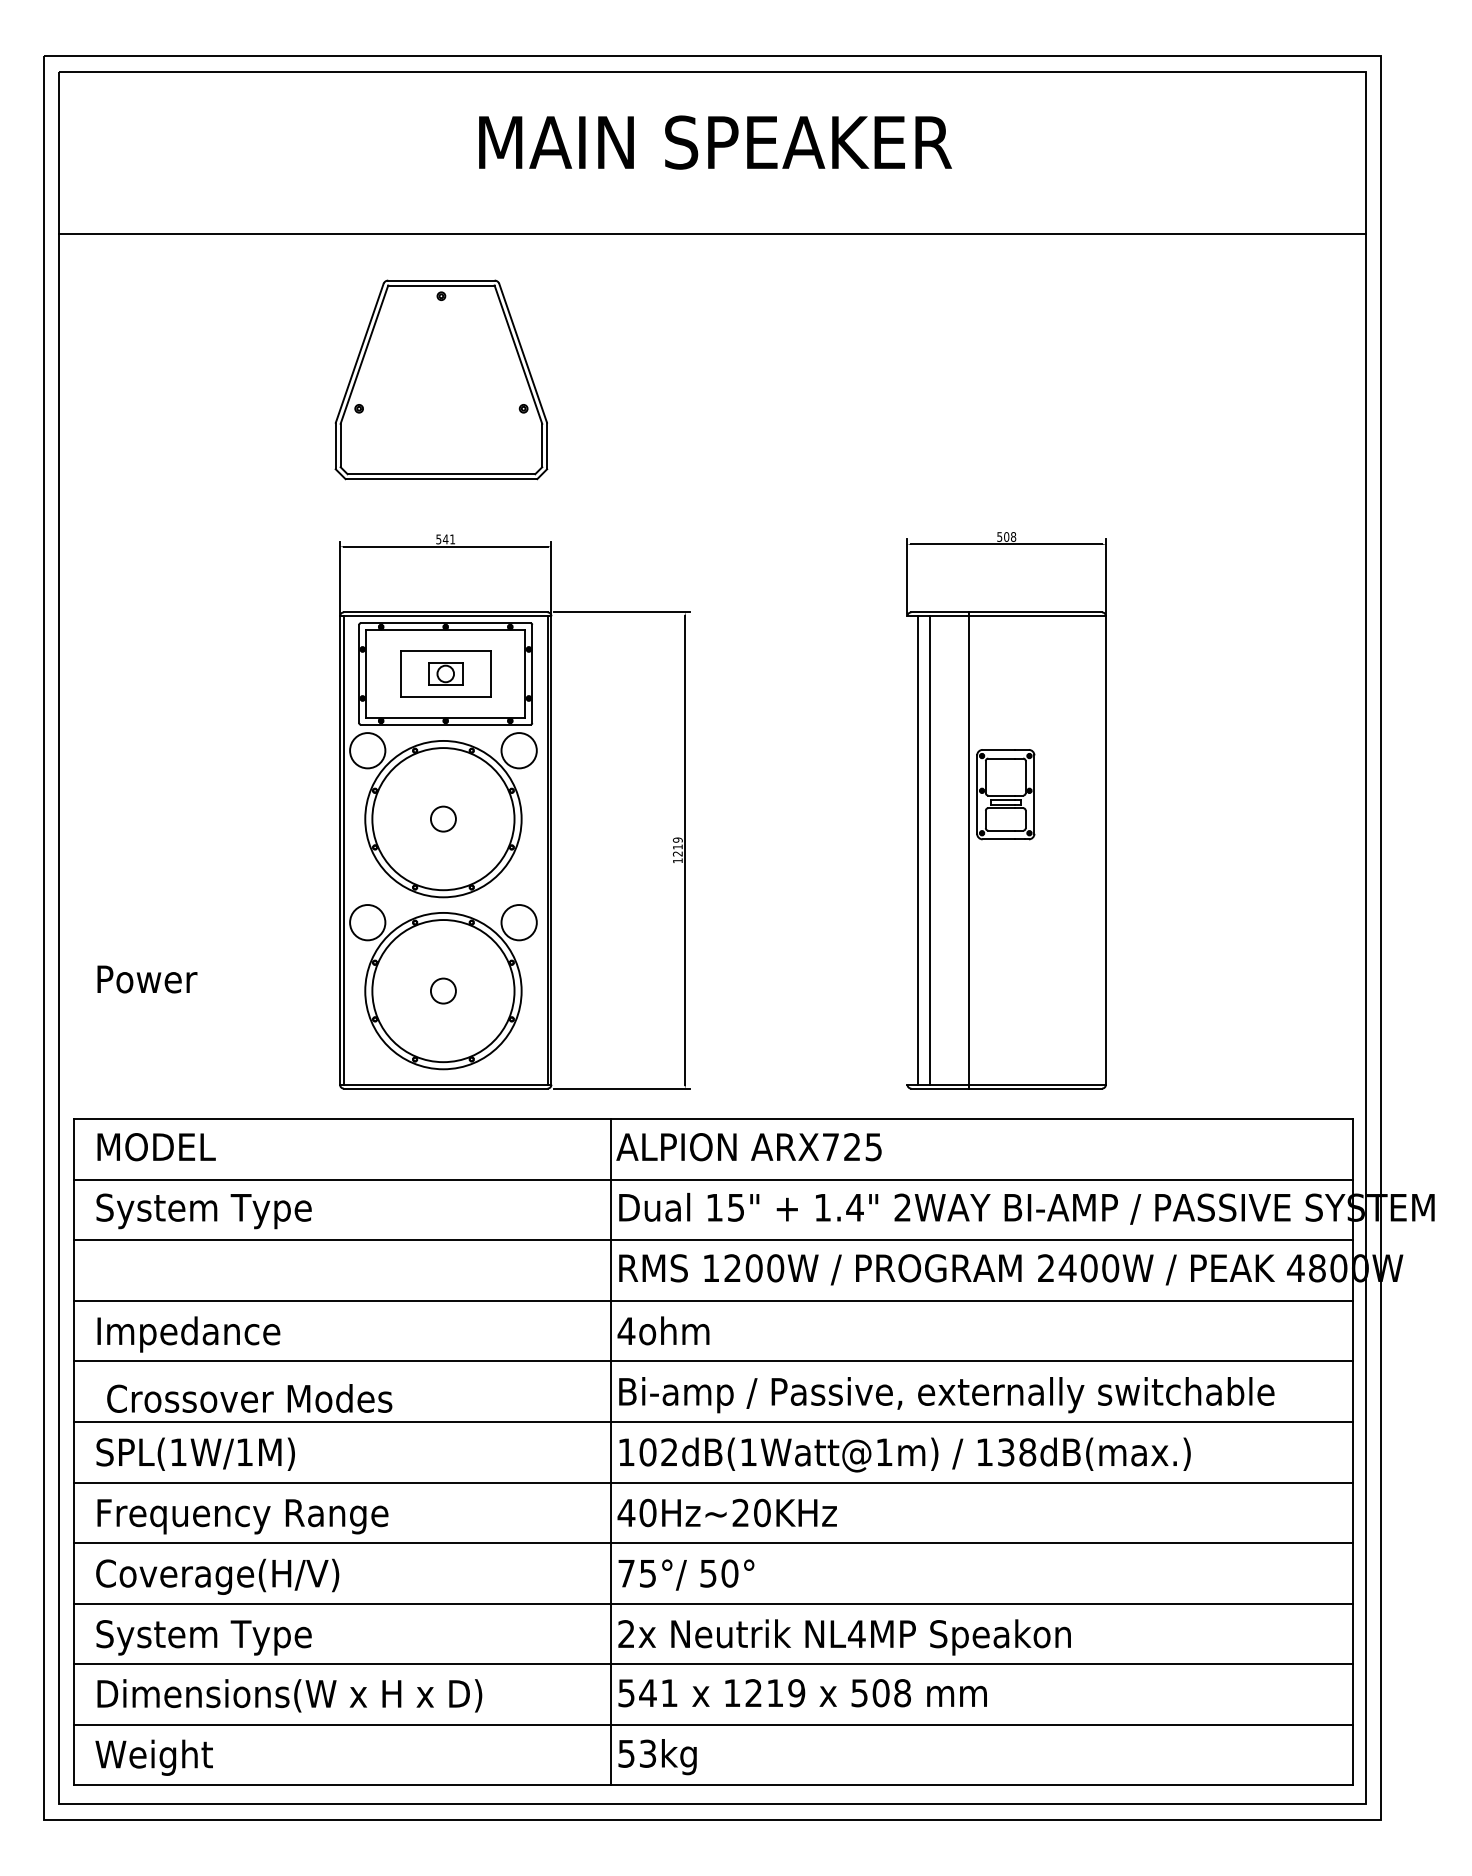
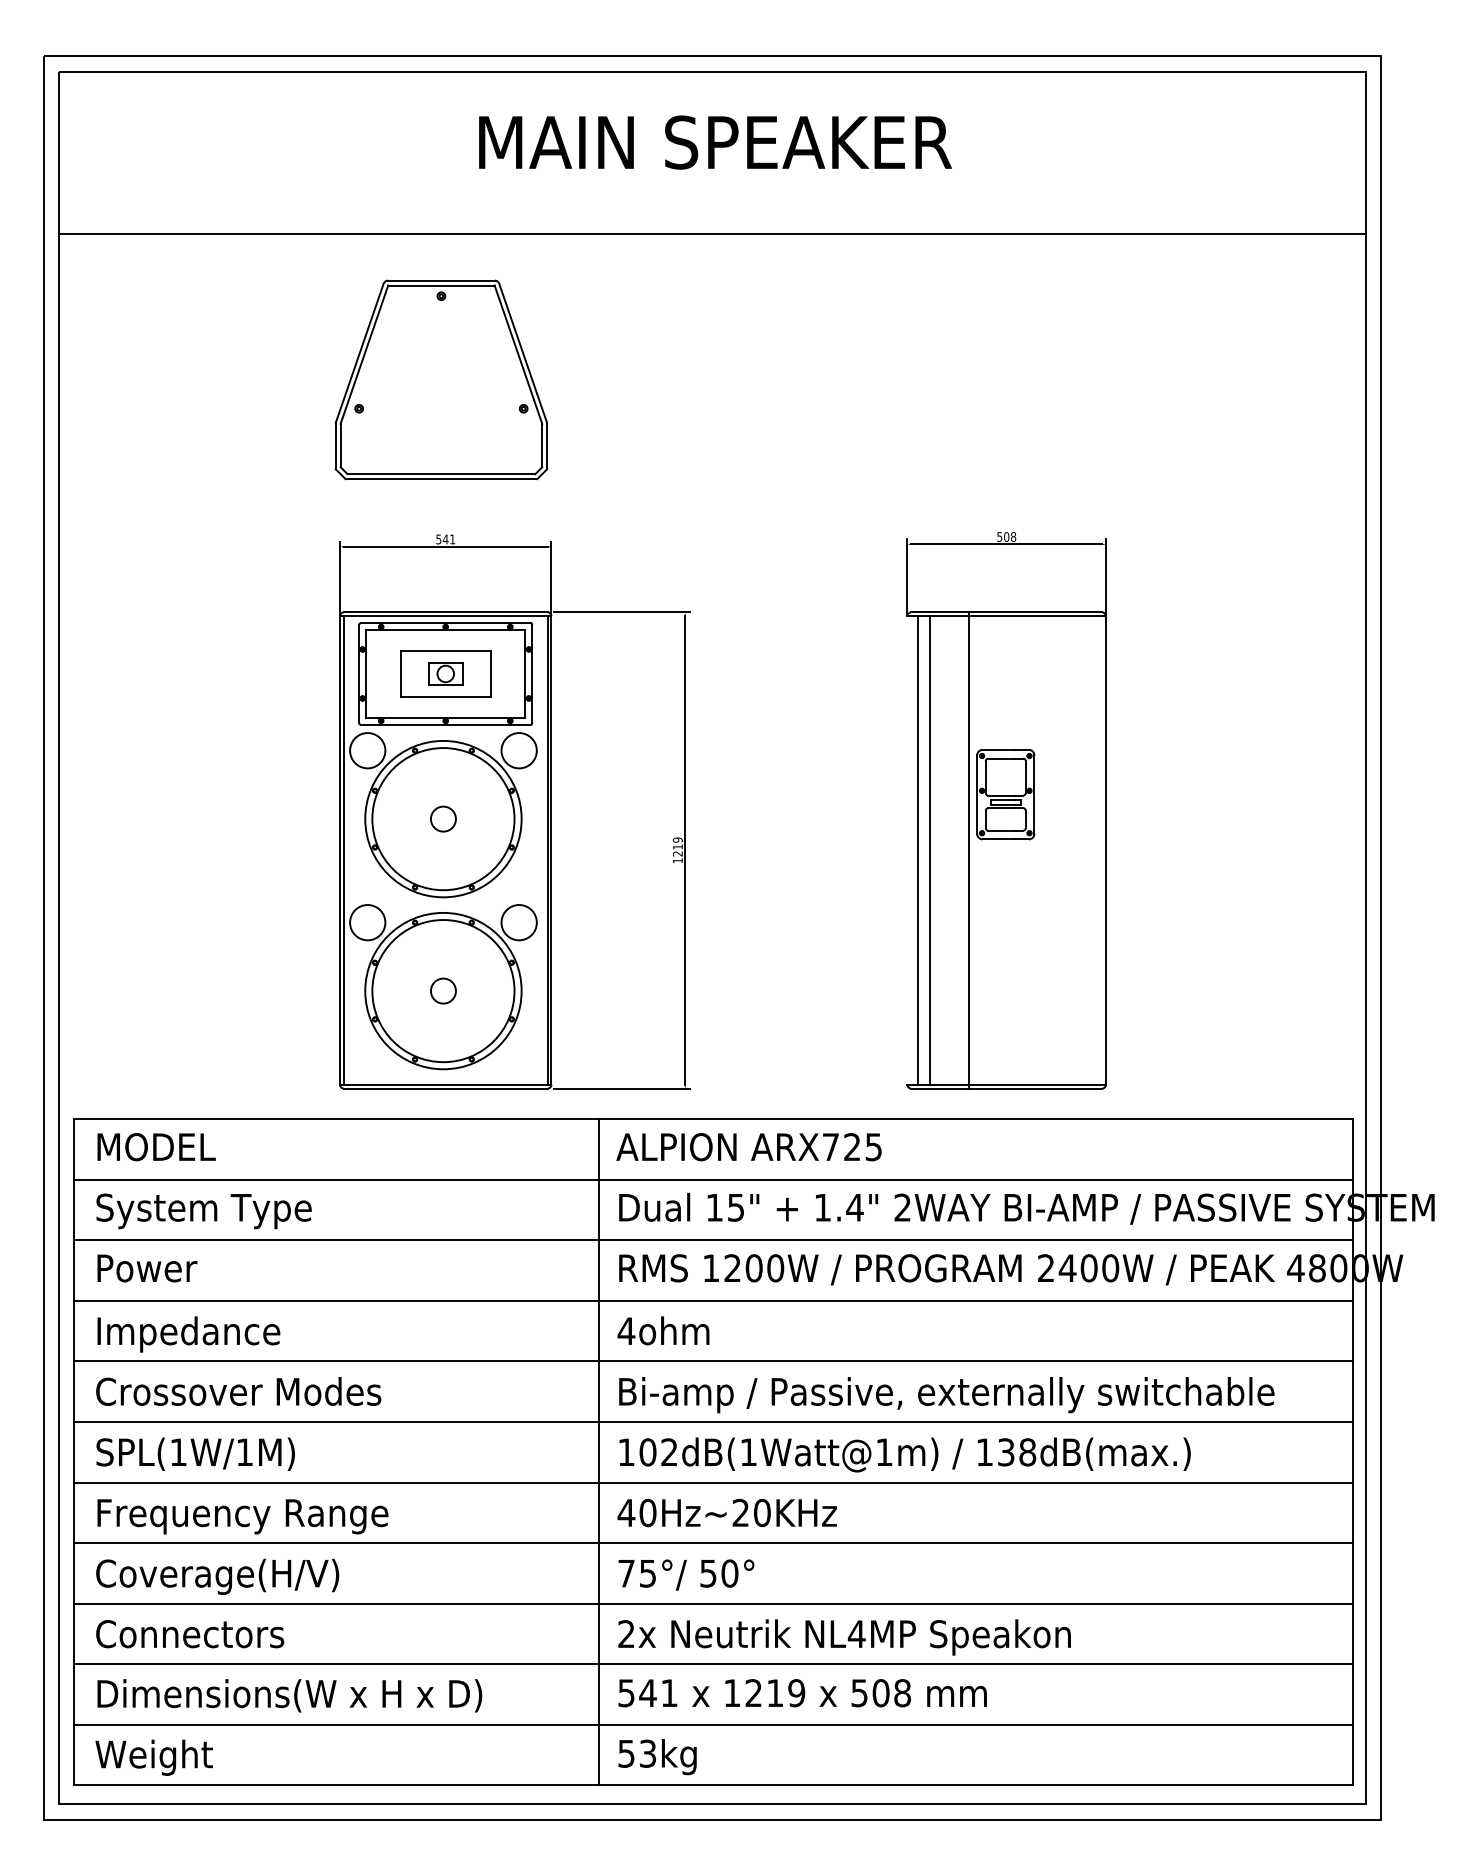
text position: (147, 979) -> (147, 1268) (147, 1268)
text position: (249, 1398) -> (238, 1391) (238, 1391)
line position: (611, 1451) -> (599, 1451) (599, 1451)
text: System Type -> Connectors (203, 1637)
